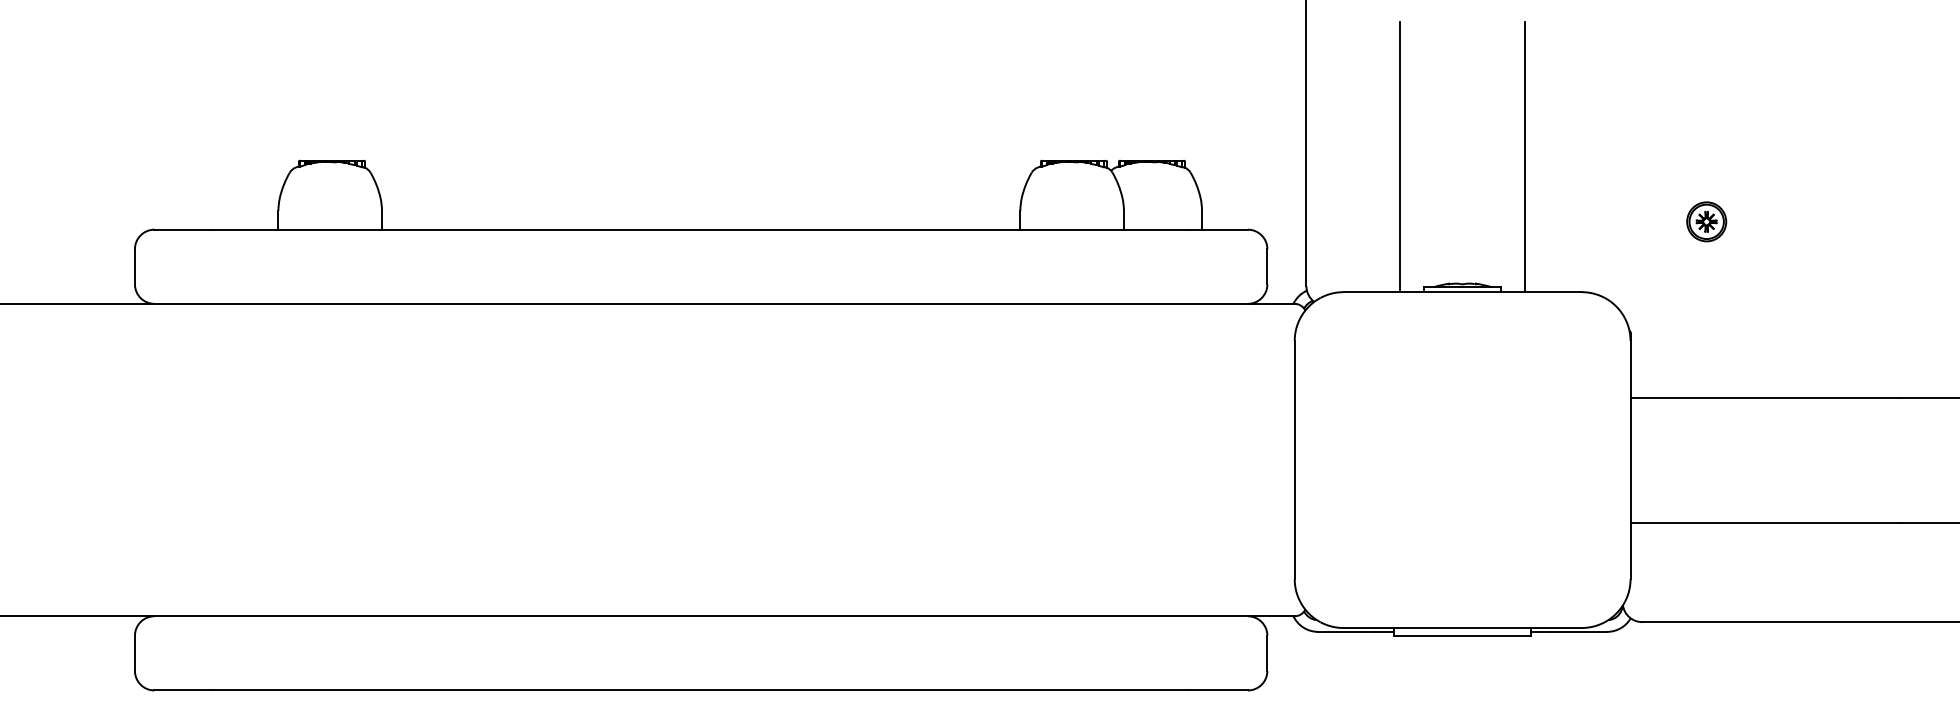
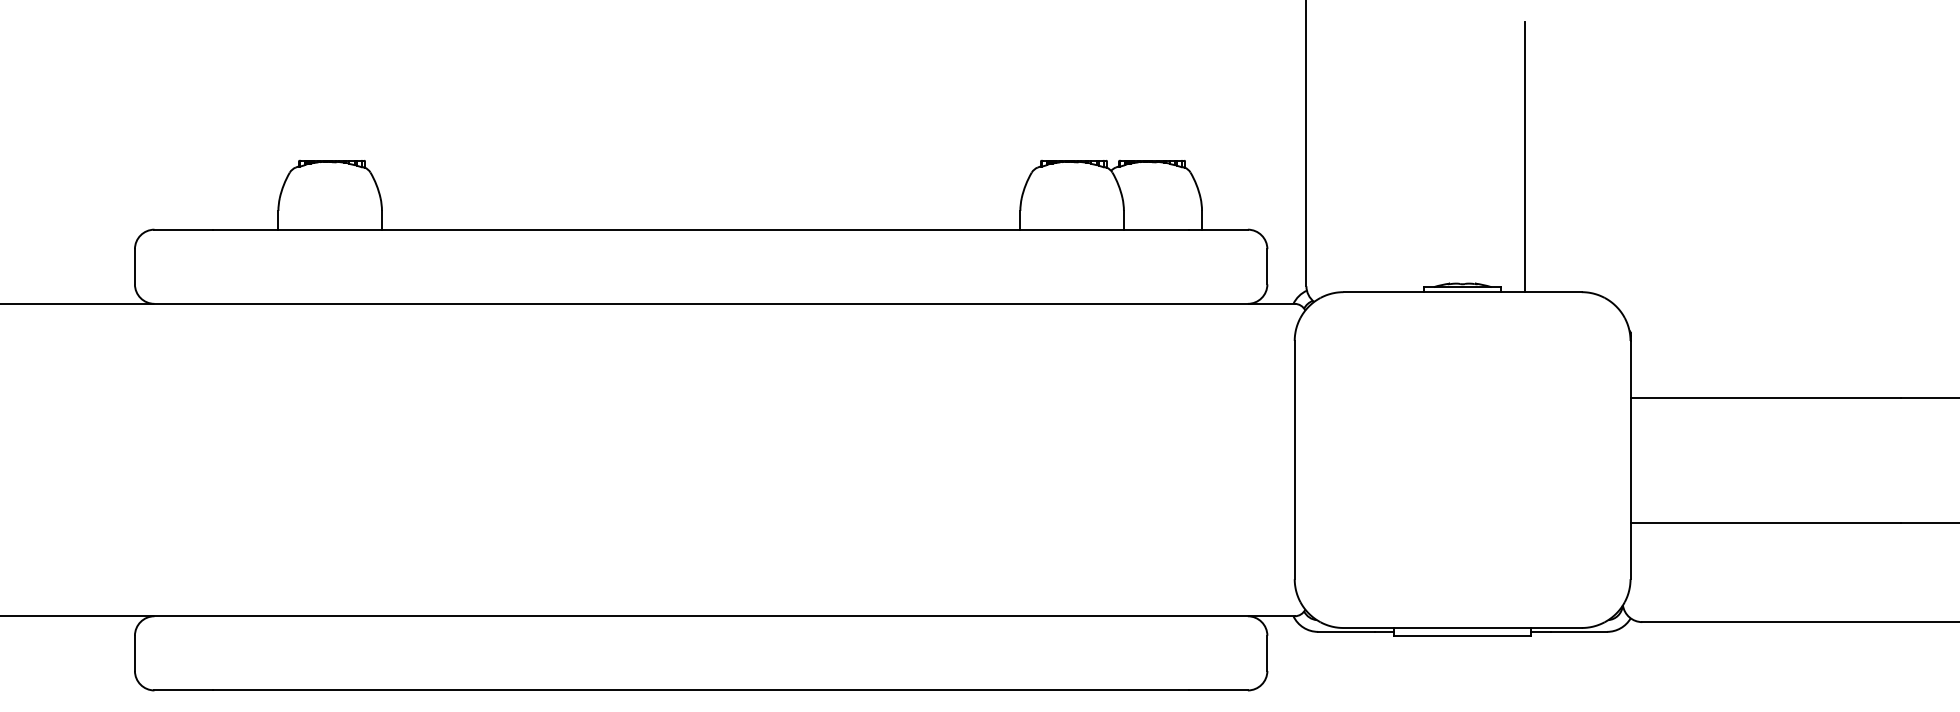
line: present -> none (1400, 156)
part: present -> none (1706, 221)
